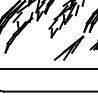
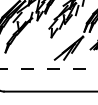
line: solid -> dashed (49, 69)
